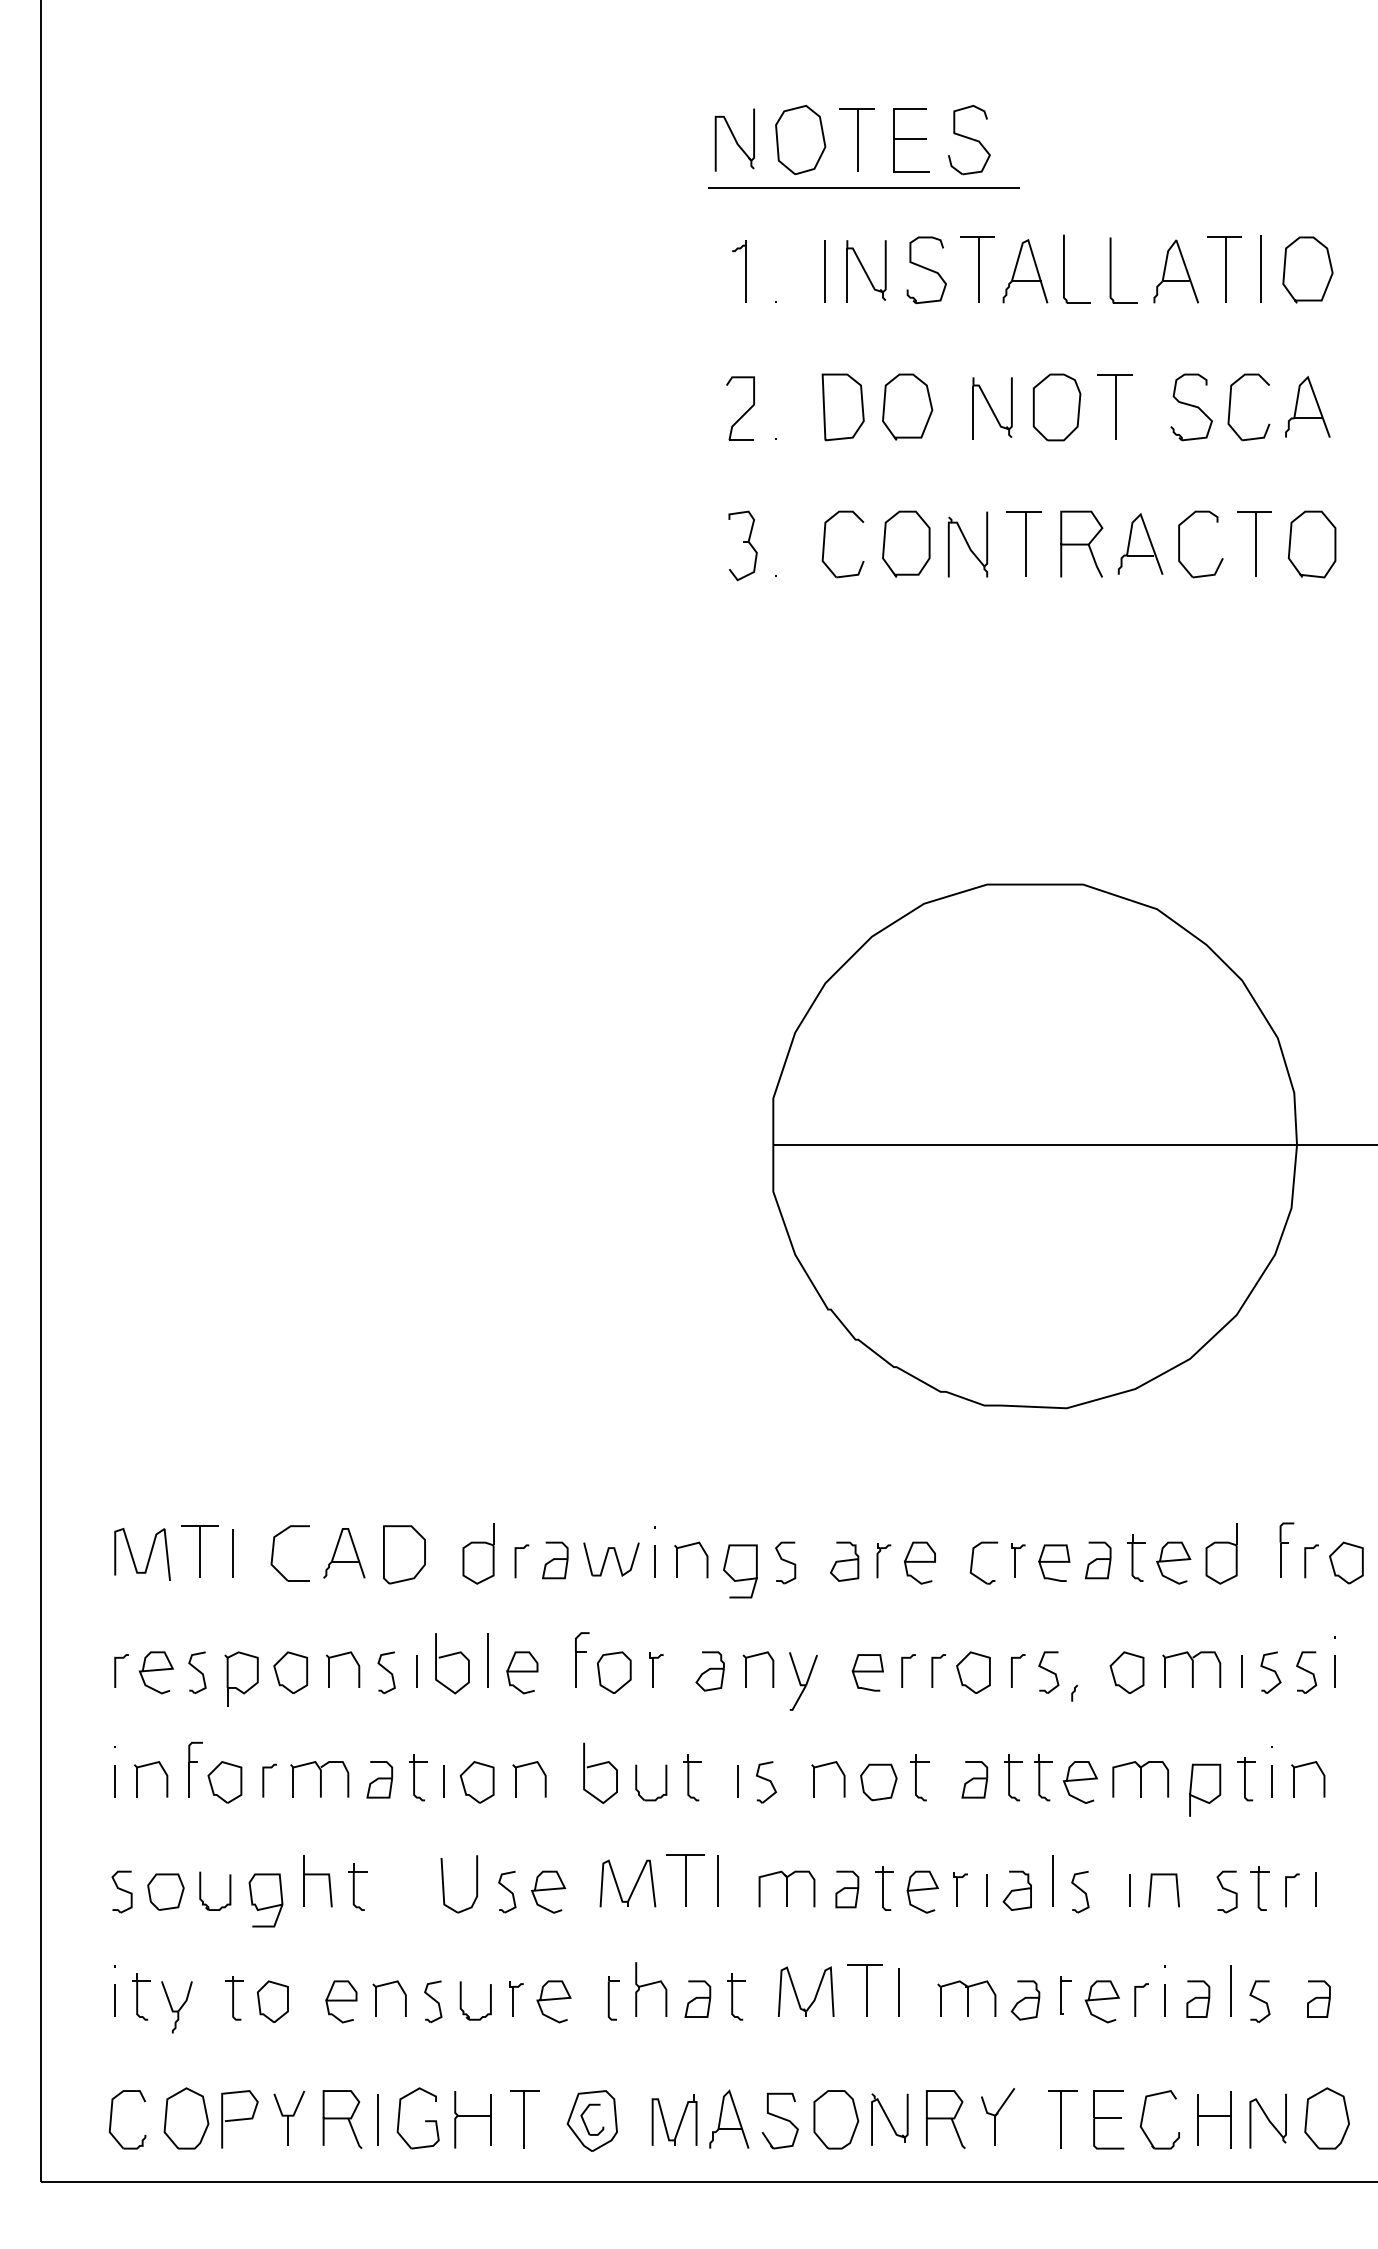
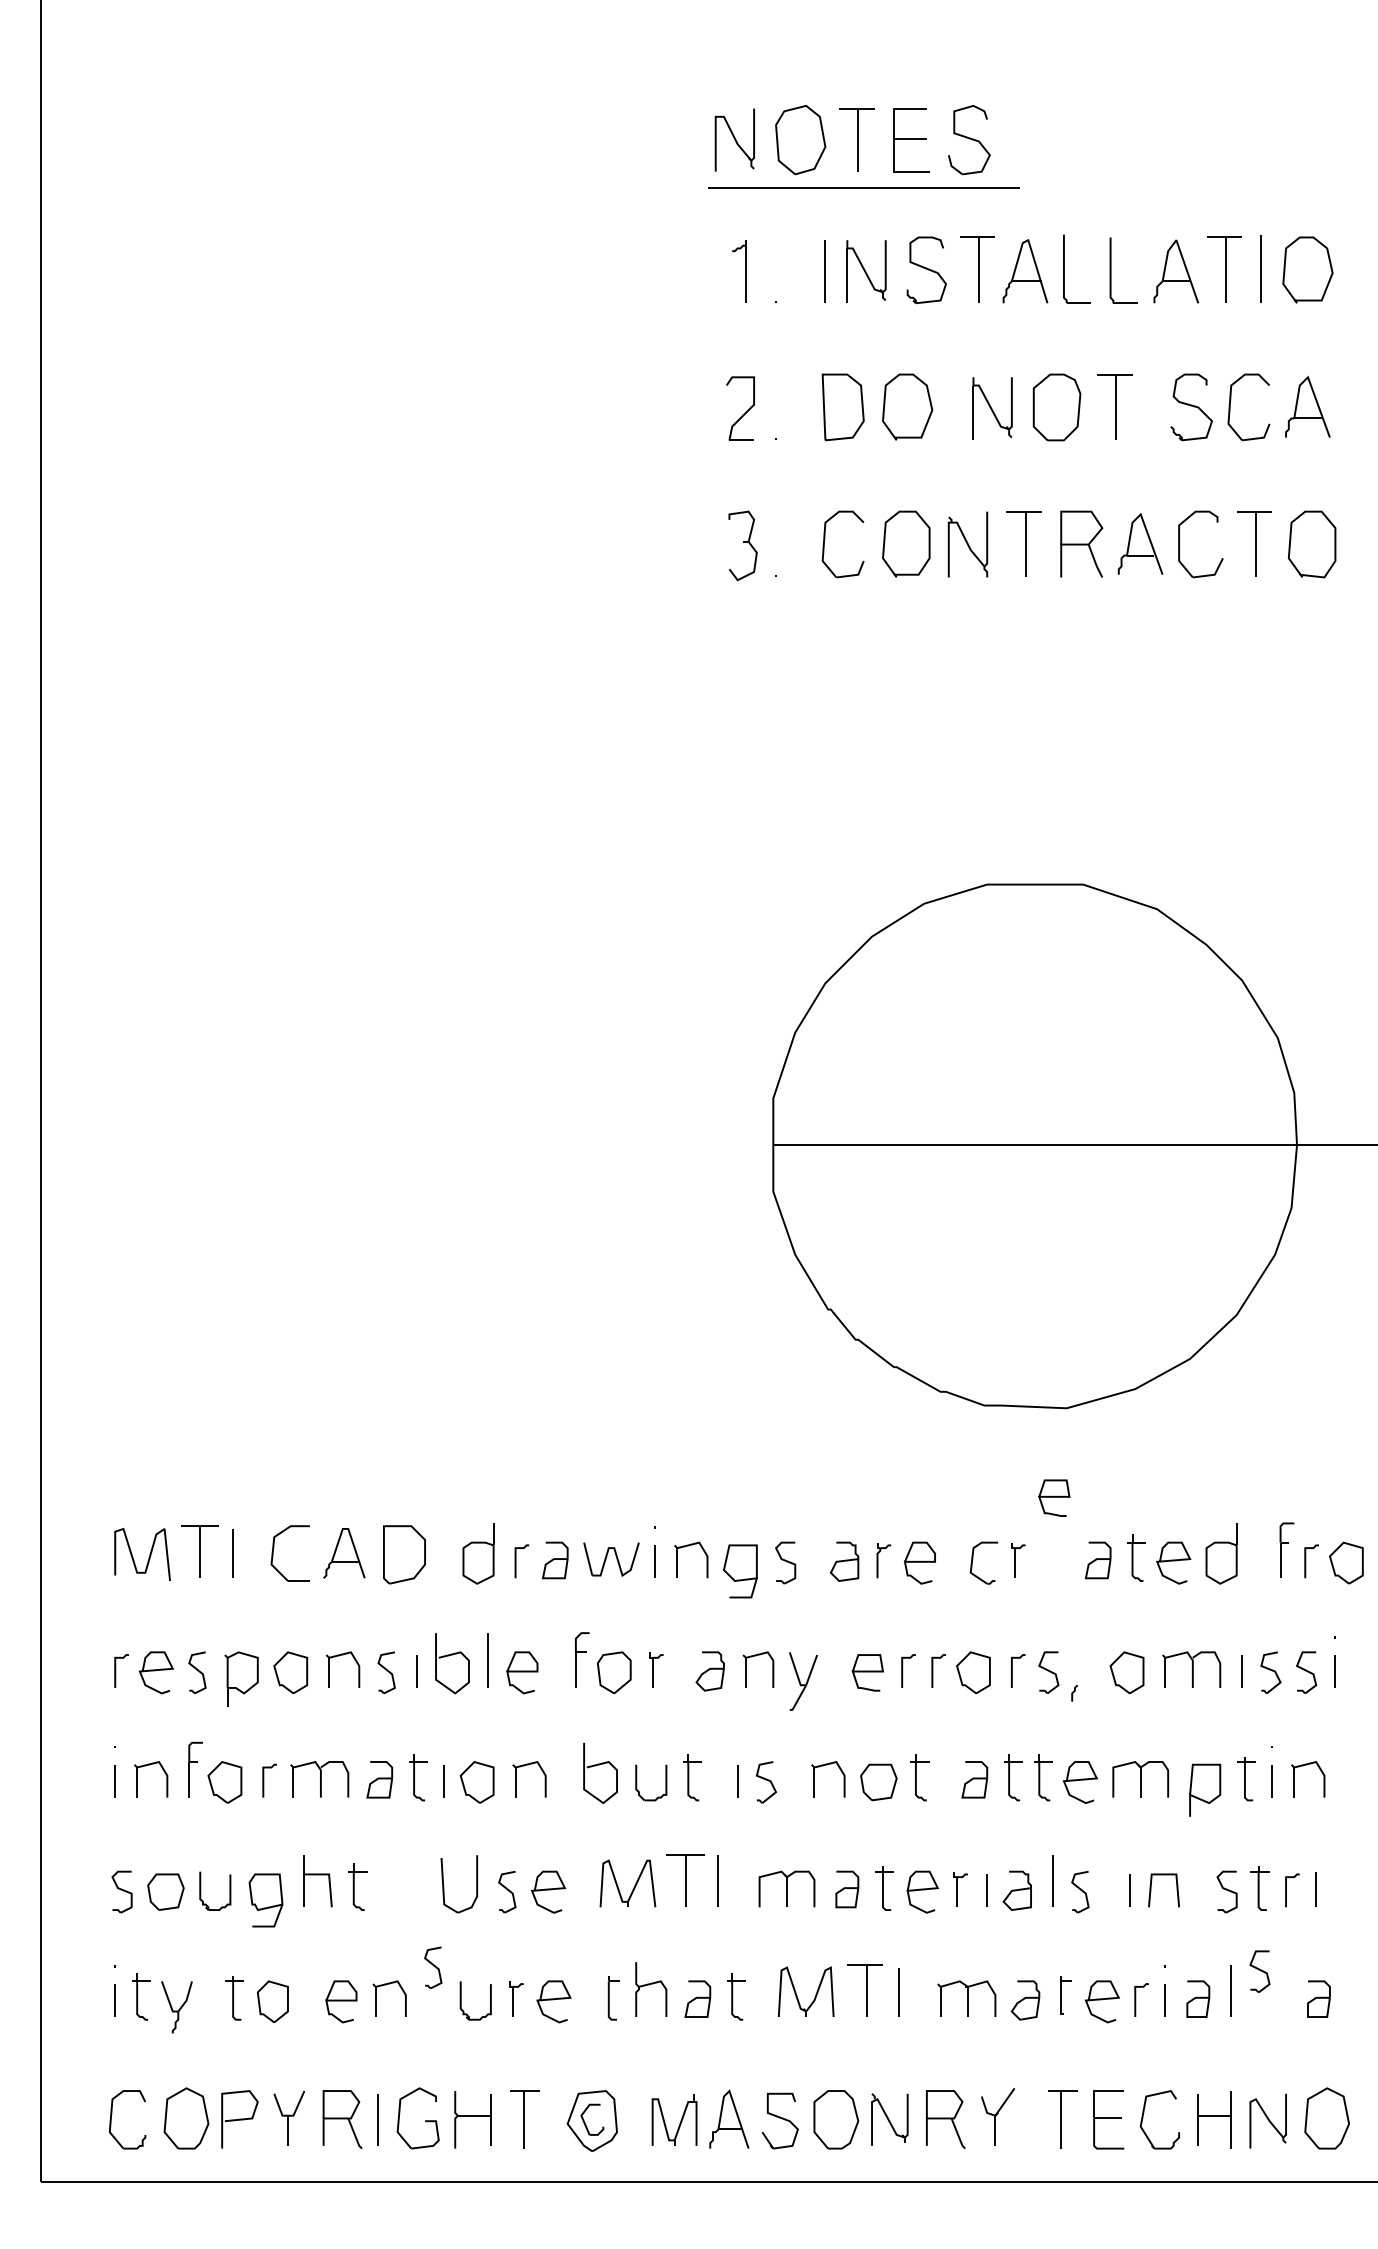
curve position: (1054, 1562) -> (1054, 1497) (1054, 1497)
part position: (433, 2001) -> (433, 1967) (433, 1967)
part position: (1259, 2001) -> (1259, 1971) (1259, 1971)
